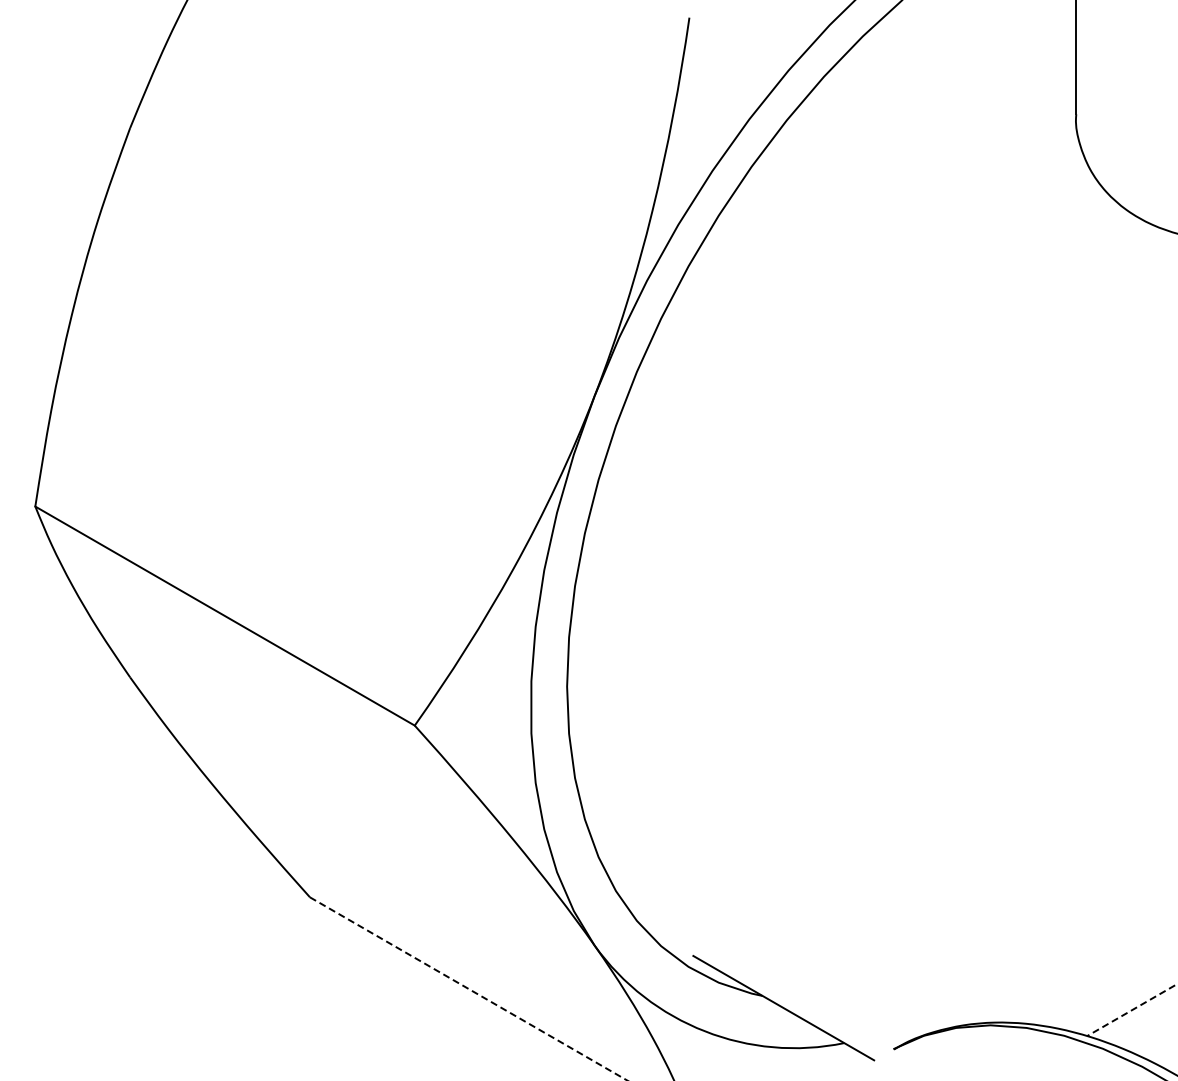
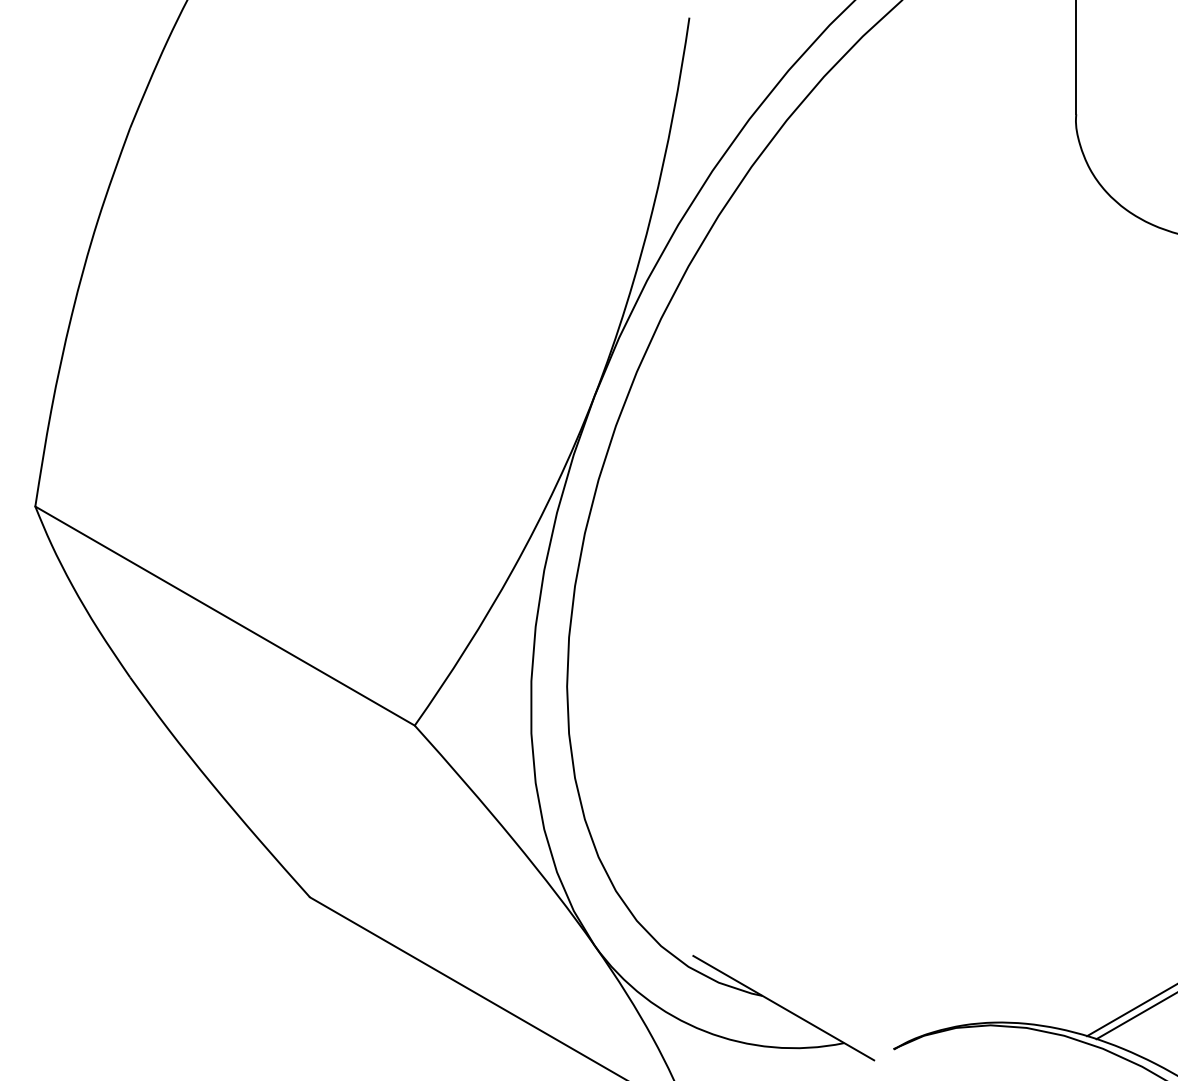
line: dashed -> solid (469, 989)
line: dashed -> solid (1132, 1010)
line: none -> present (1135, 1016)
